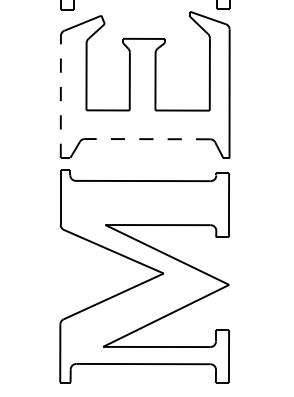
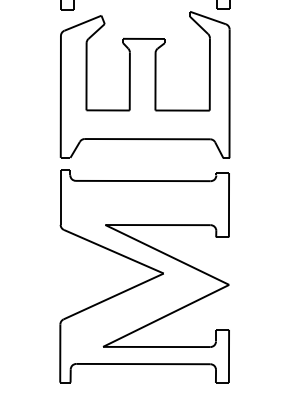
line: dashed -> solid (60, 96)
line: dashed -> solid (147, 139)
